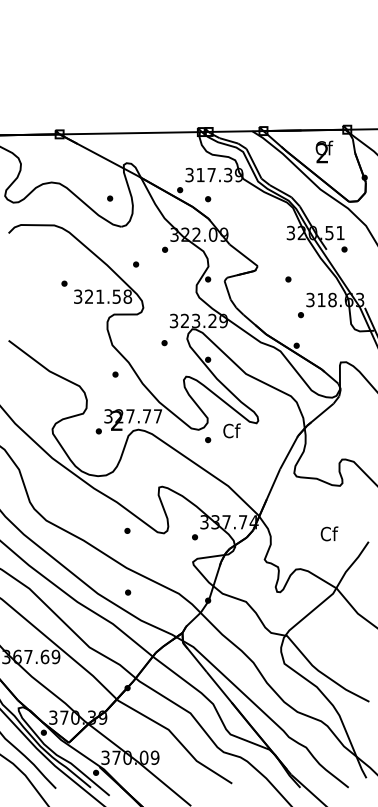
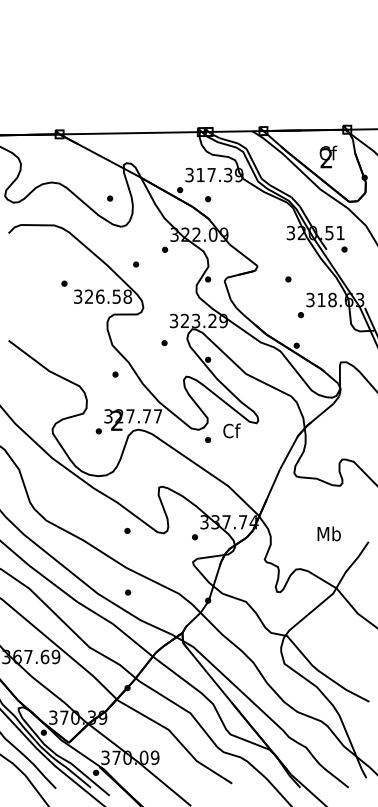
text position: (324, 151) -> (328, 156) (328, 156)
text: 321.58 -> 326.58 (100, 296)
text: Cf -> Mb (328, 533)
